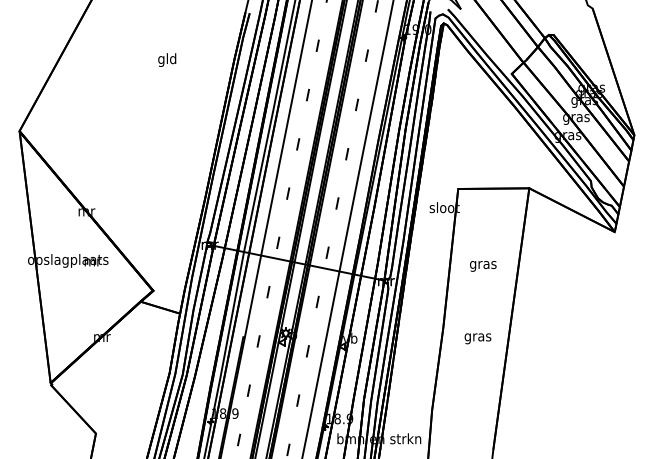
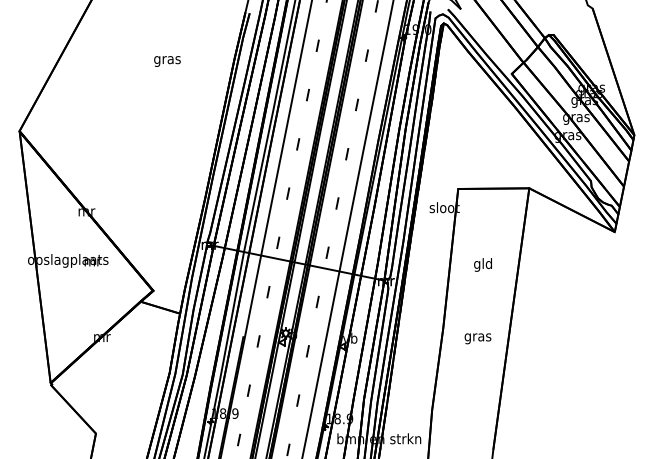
text: gld -> gras (167, 59)
text: gras -> gld (483, 264)
